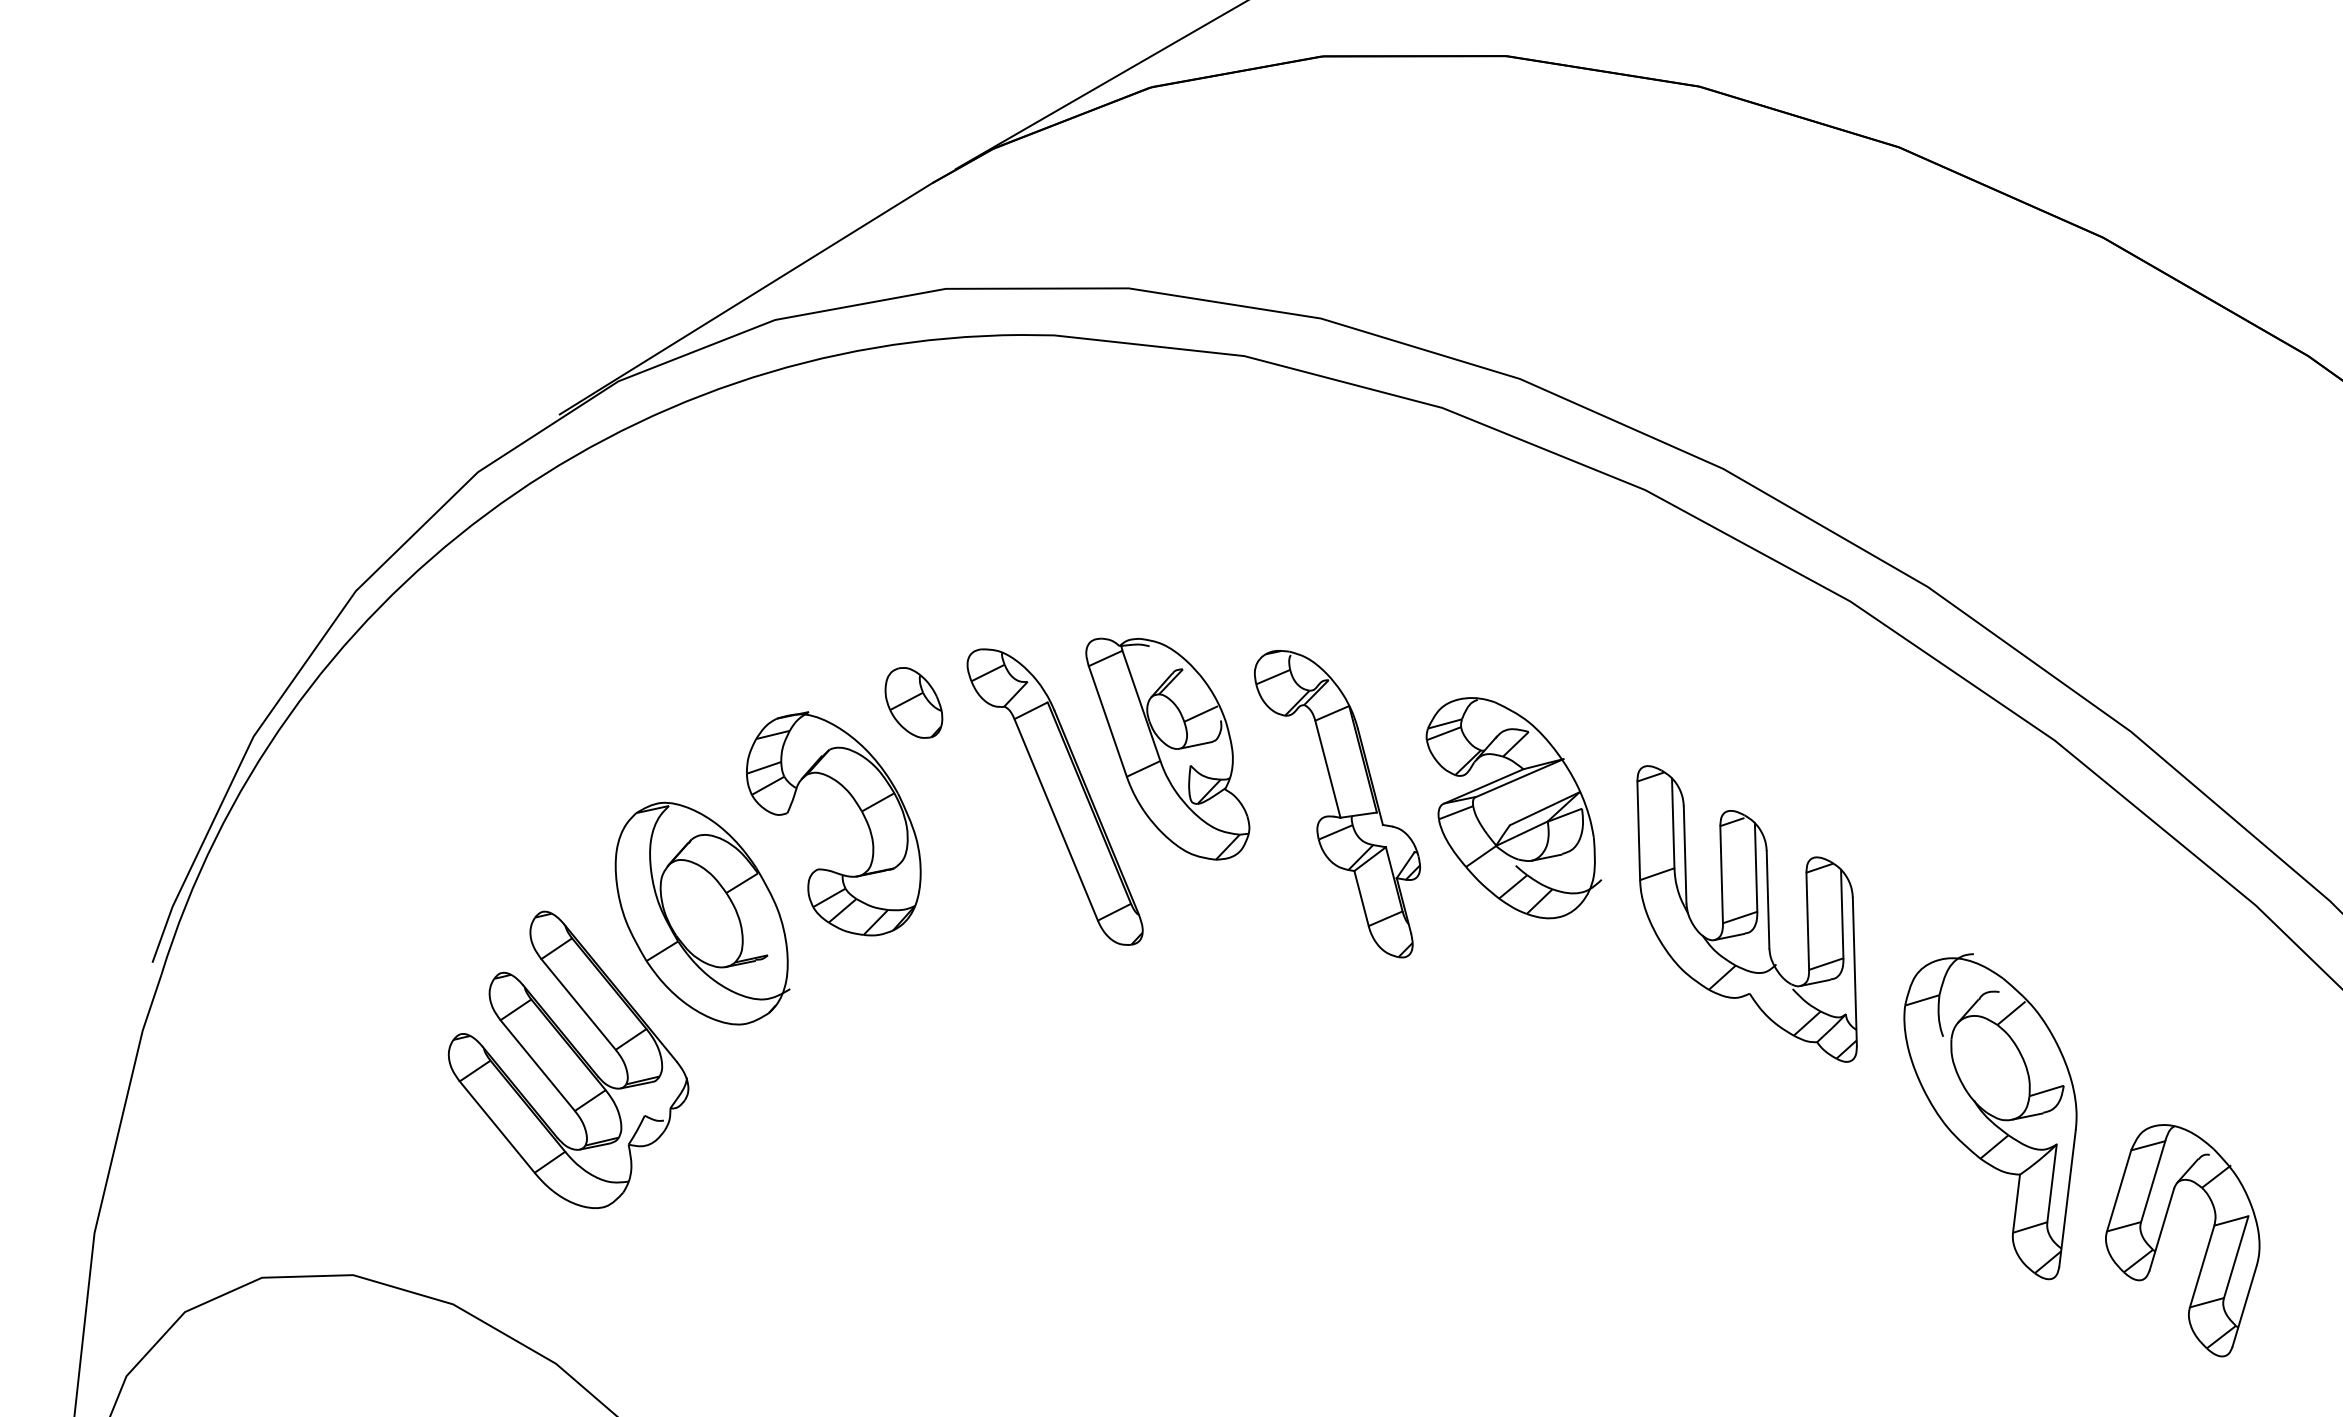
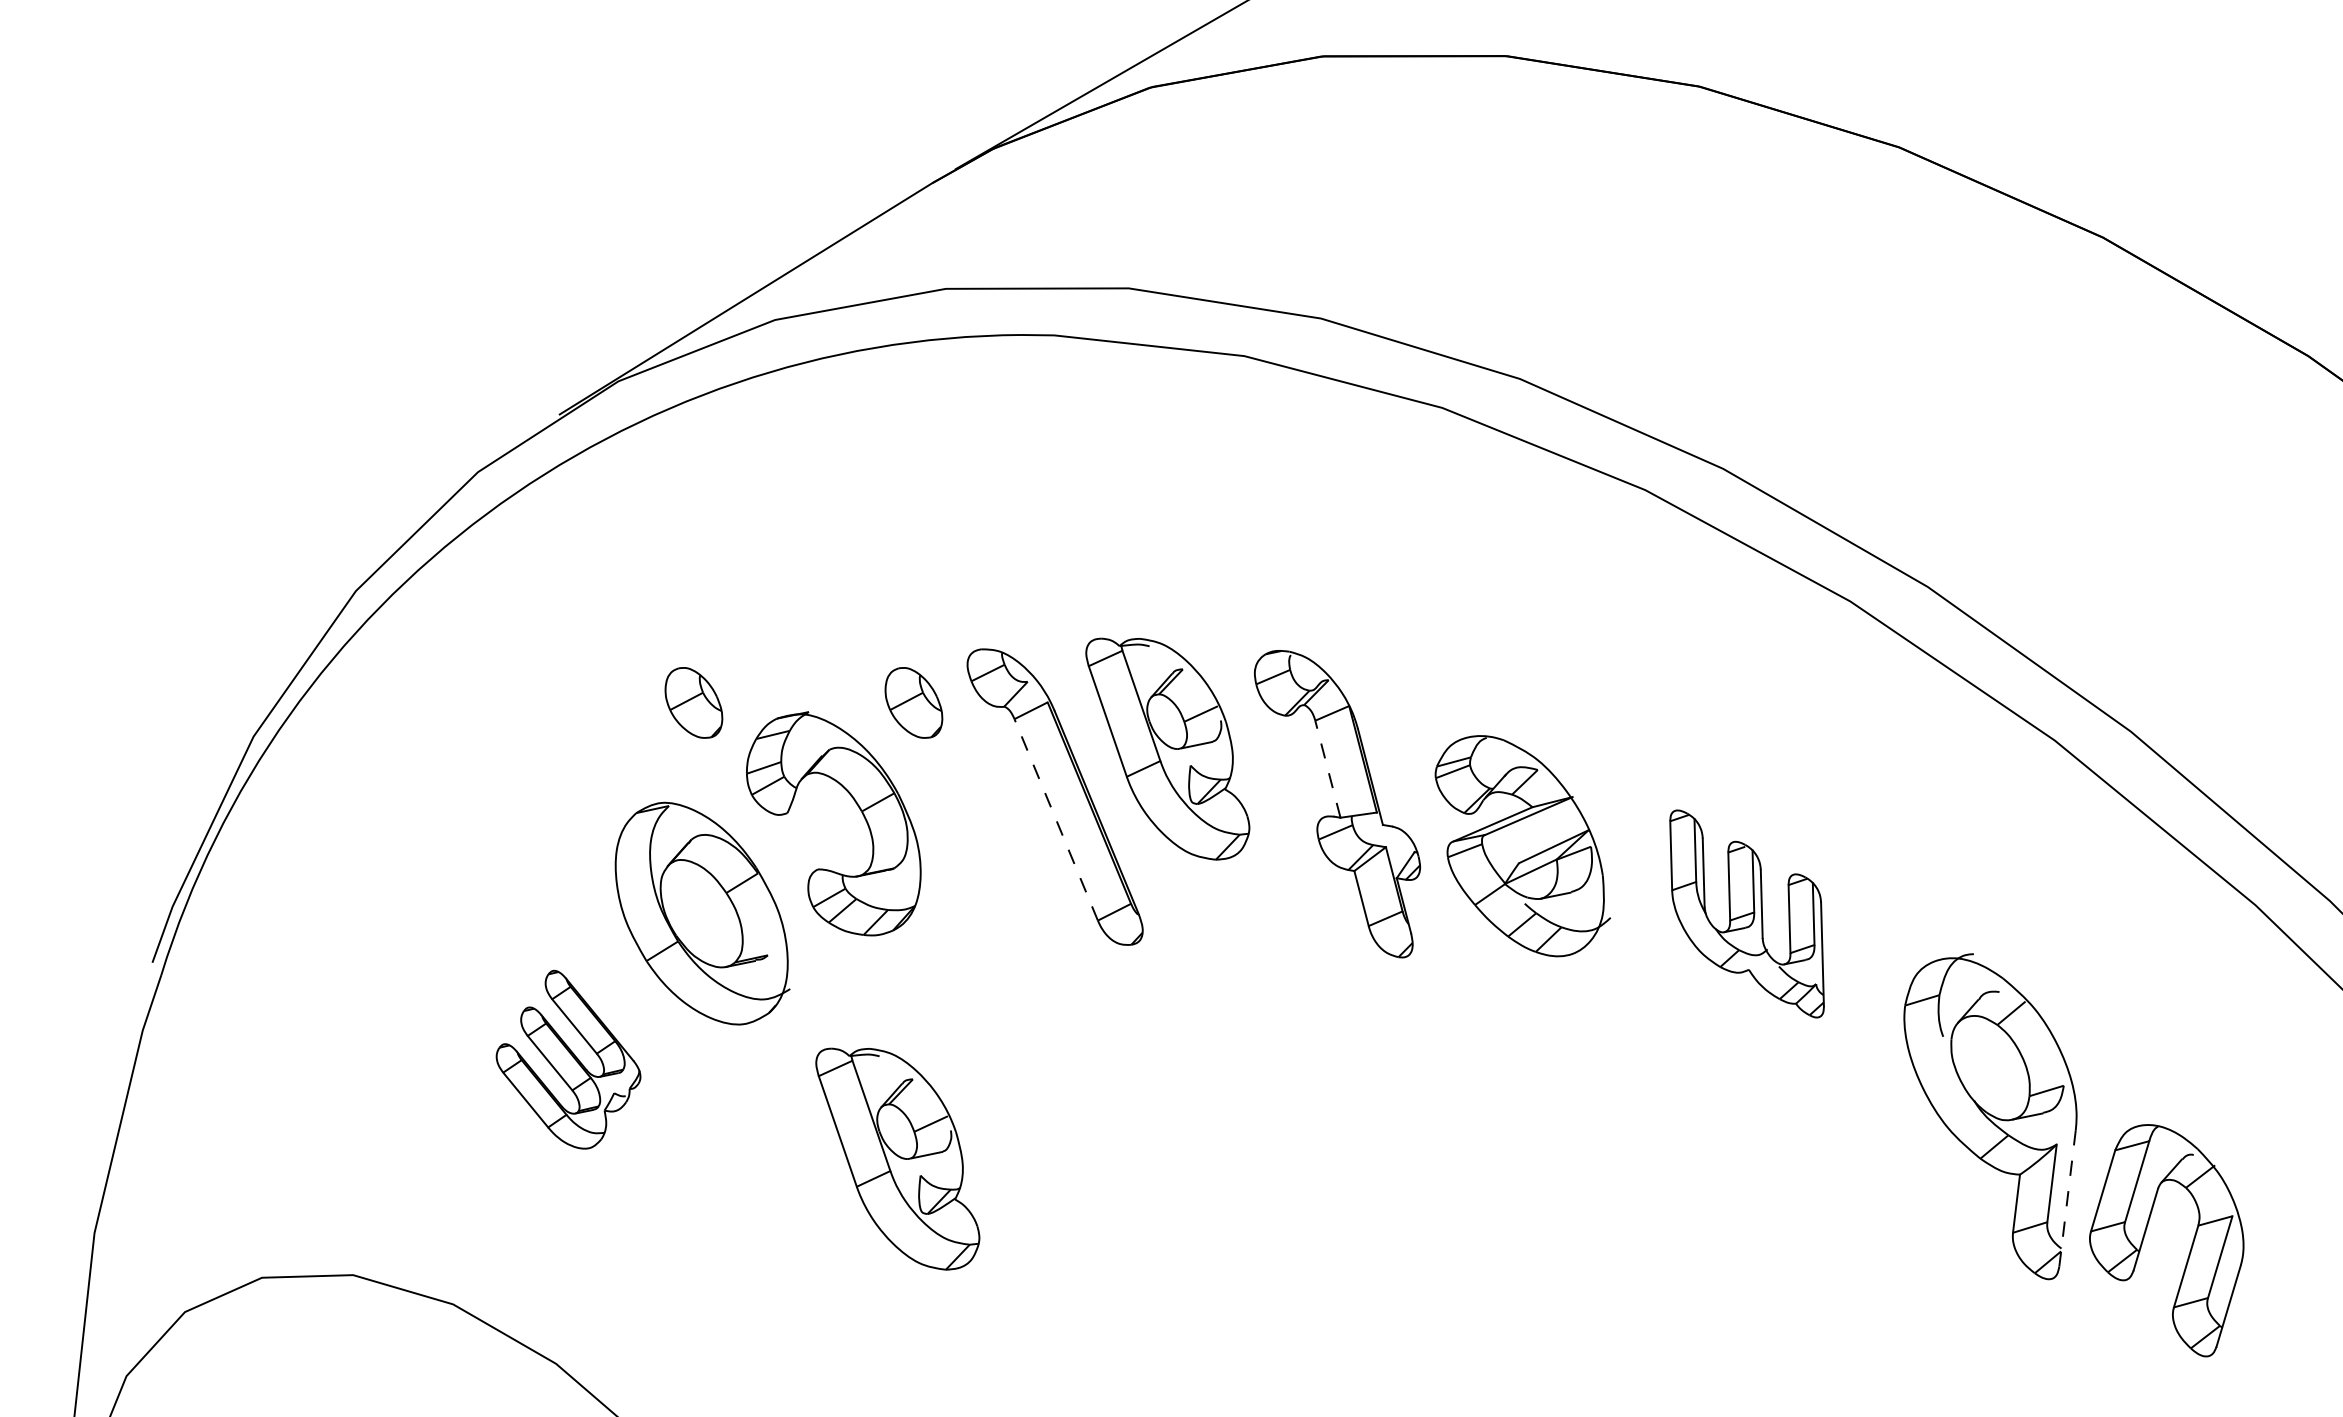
part: none -> present (693, 702)
line: solid -> dashed (1327, 768)
part position: (1513, 808) -> (1522, 846) (1522, 846)
line: solid -> dashed (1056, 819)
part size: 222x298 px -> 156x210 px (1746, 913)
part size: 243x299 px -> 147x181 px (568, 1059)
part: none -> present (897, 1158)
line: solid -> dashed (2067, 1198)
part position: (2161, 1234) -> (2145, 1234) (2145, 1234)
